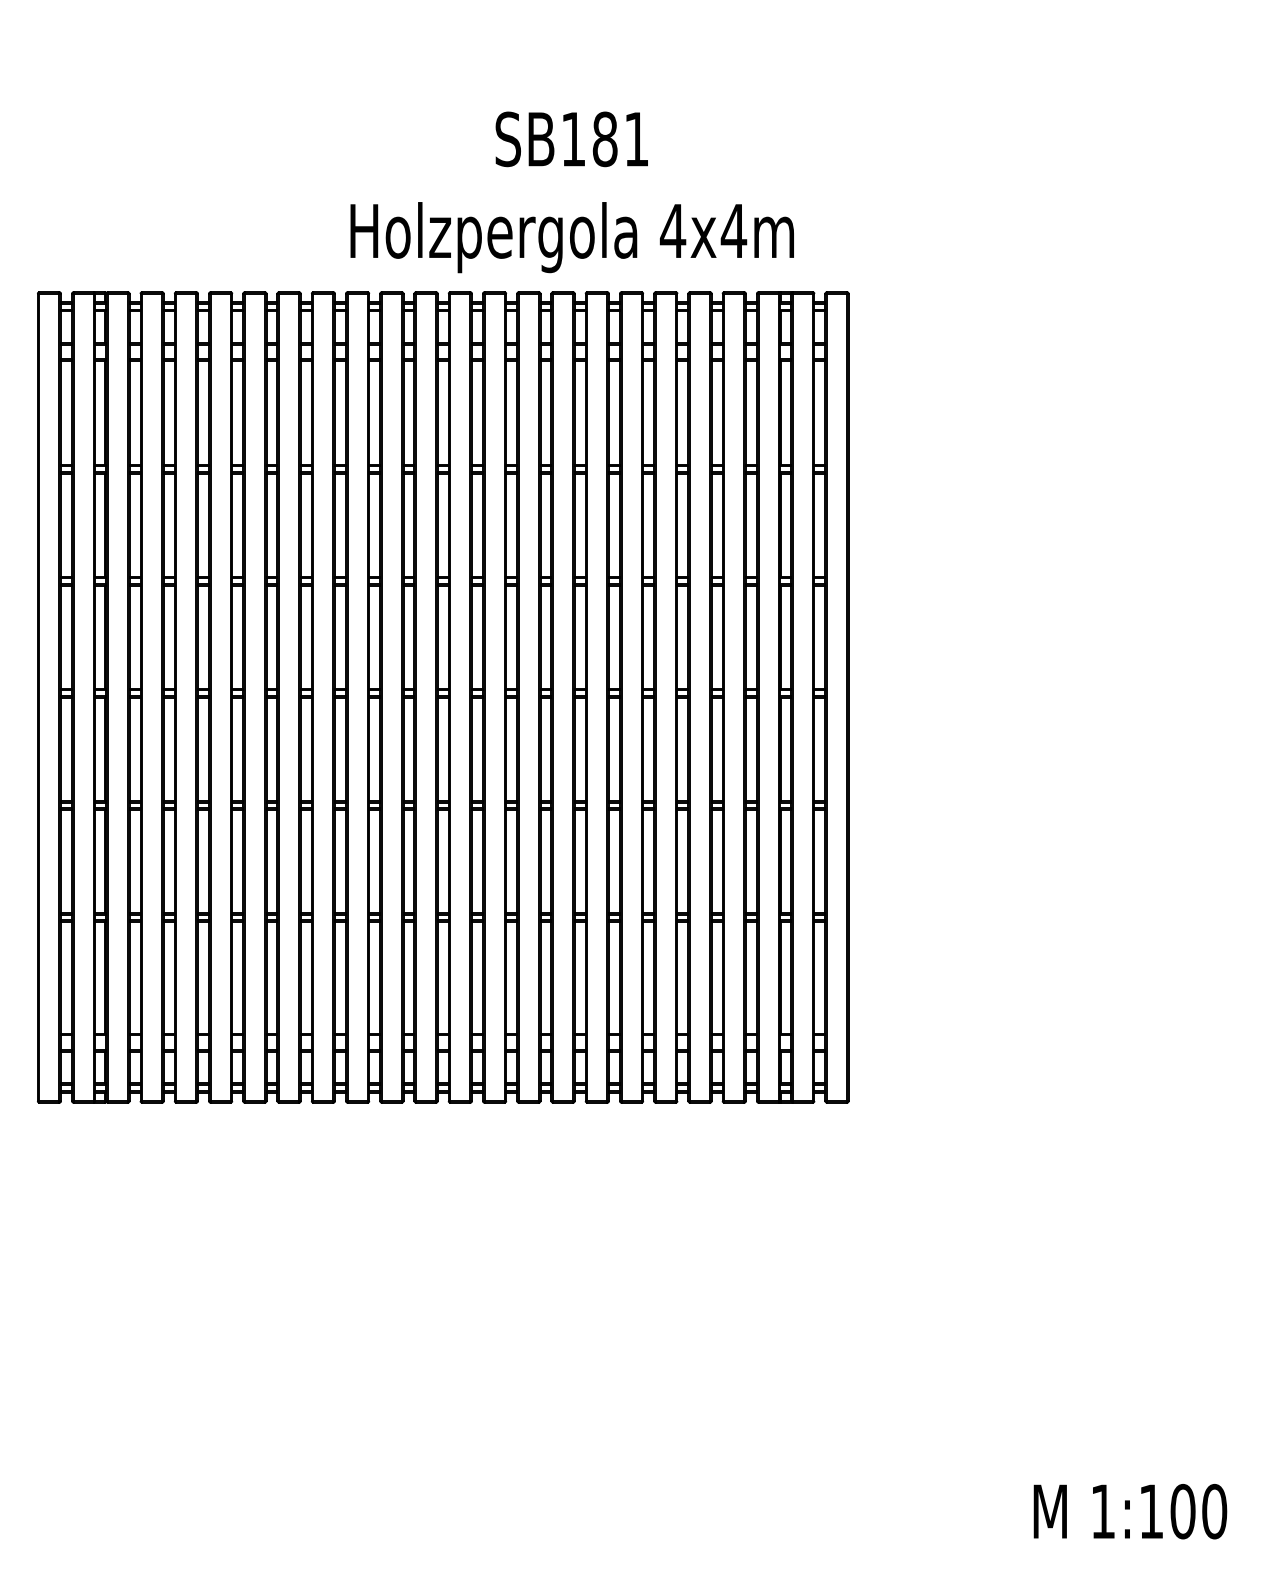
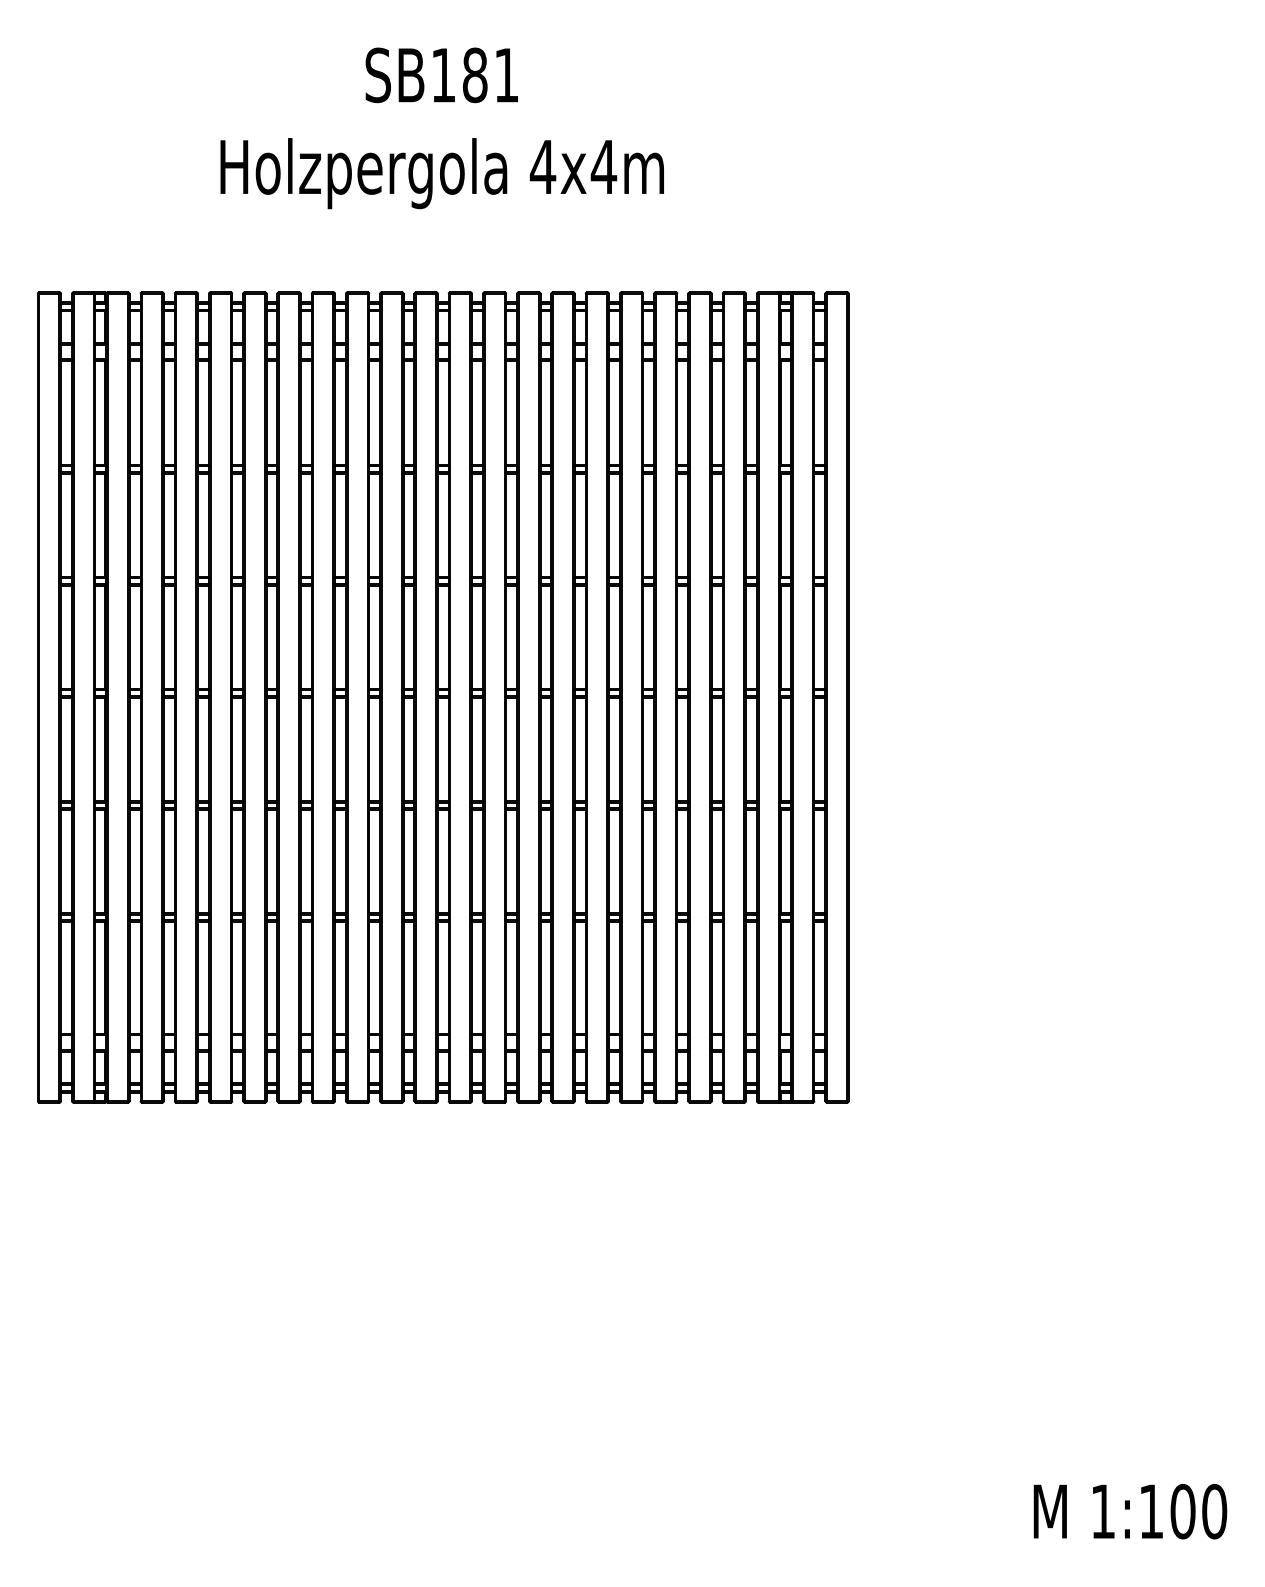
text position: (571, 192) -> (441, 128) (441, 128)
